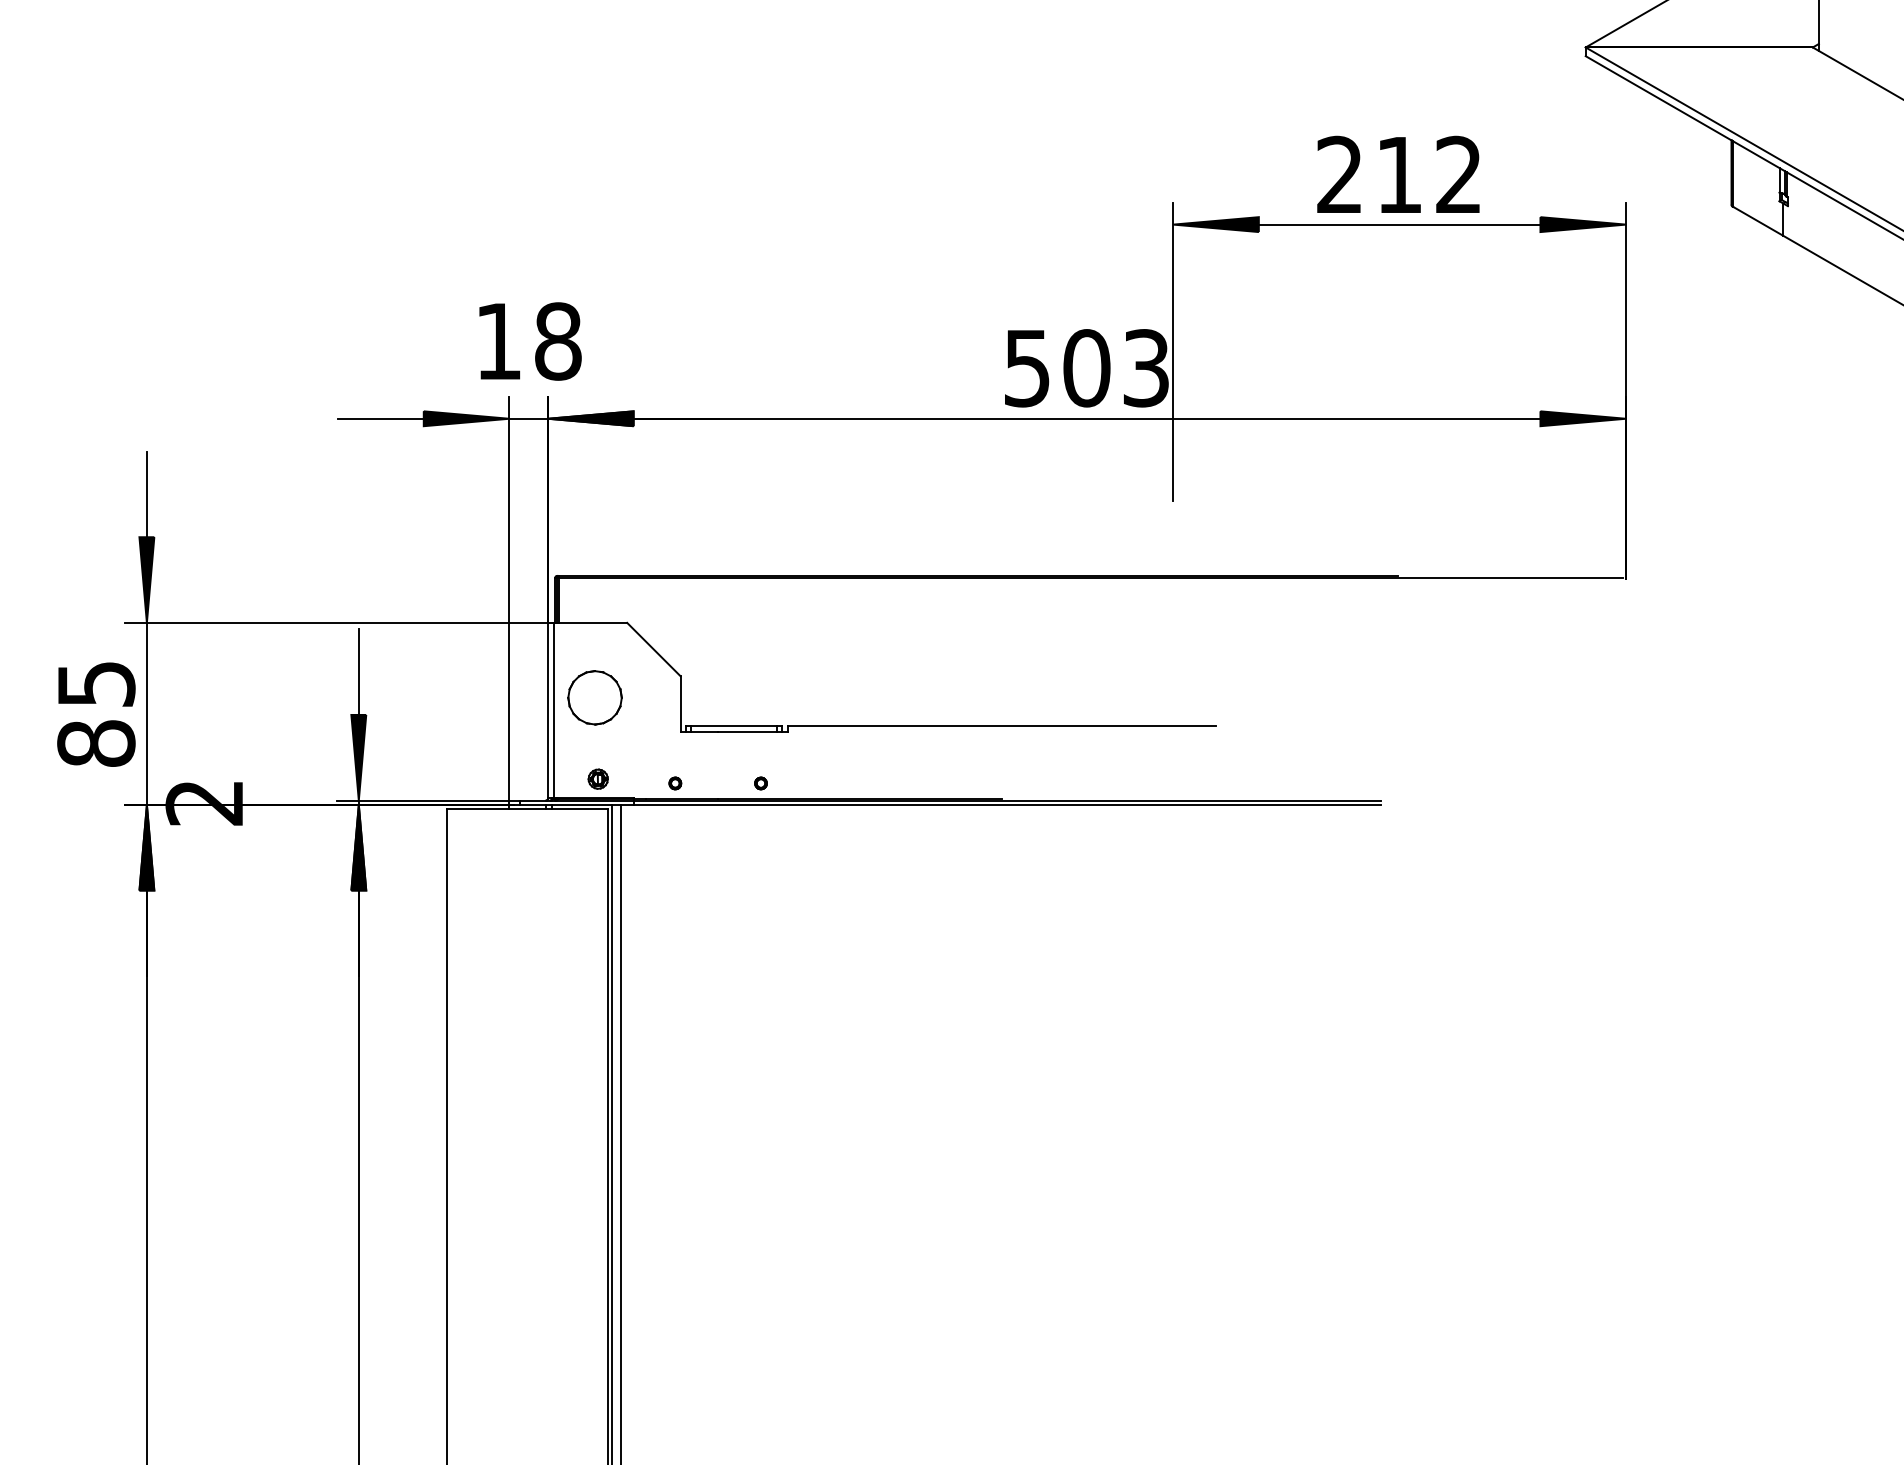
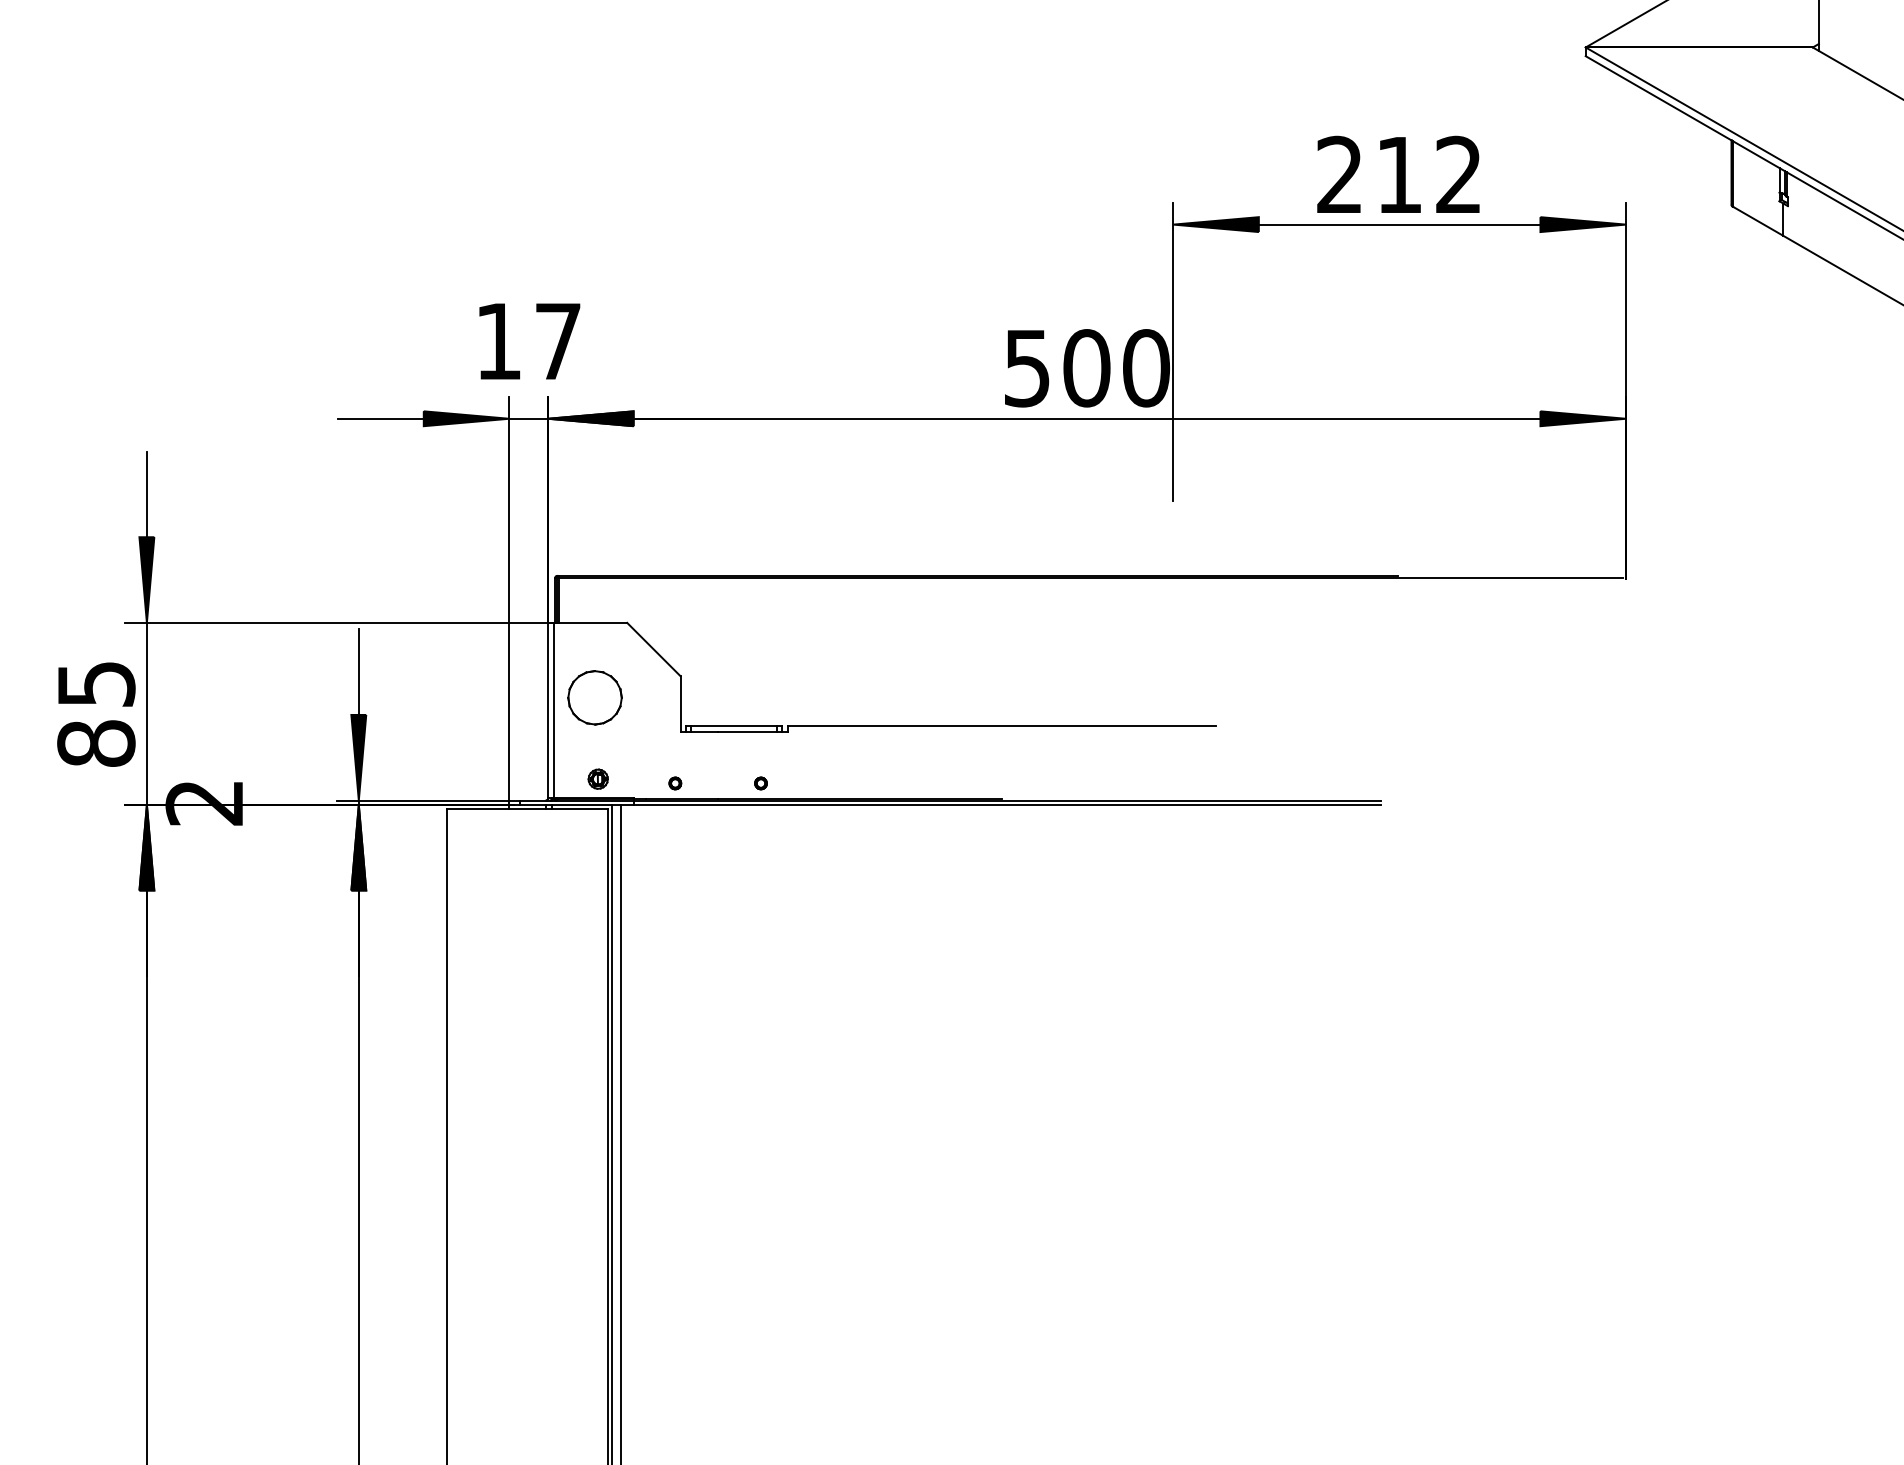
text: 18 -> 17 (558, 341)
text: 503 -> 500 (1146, 368)
